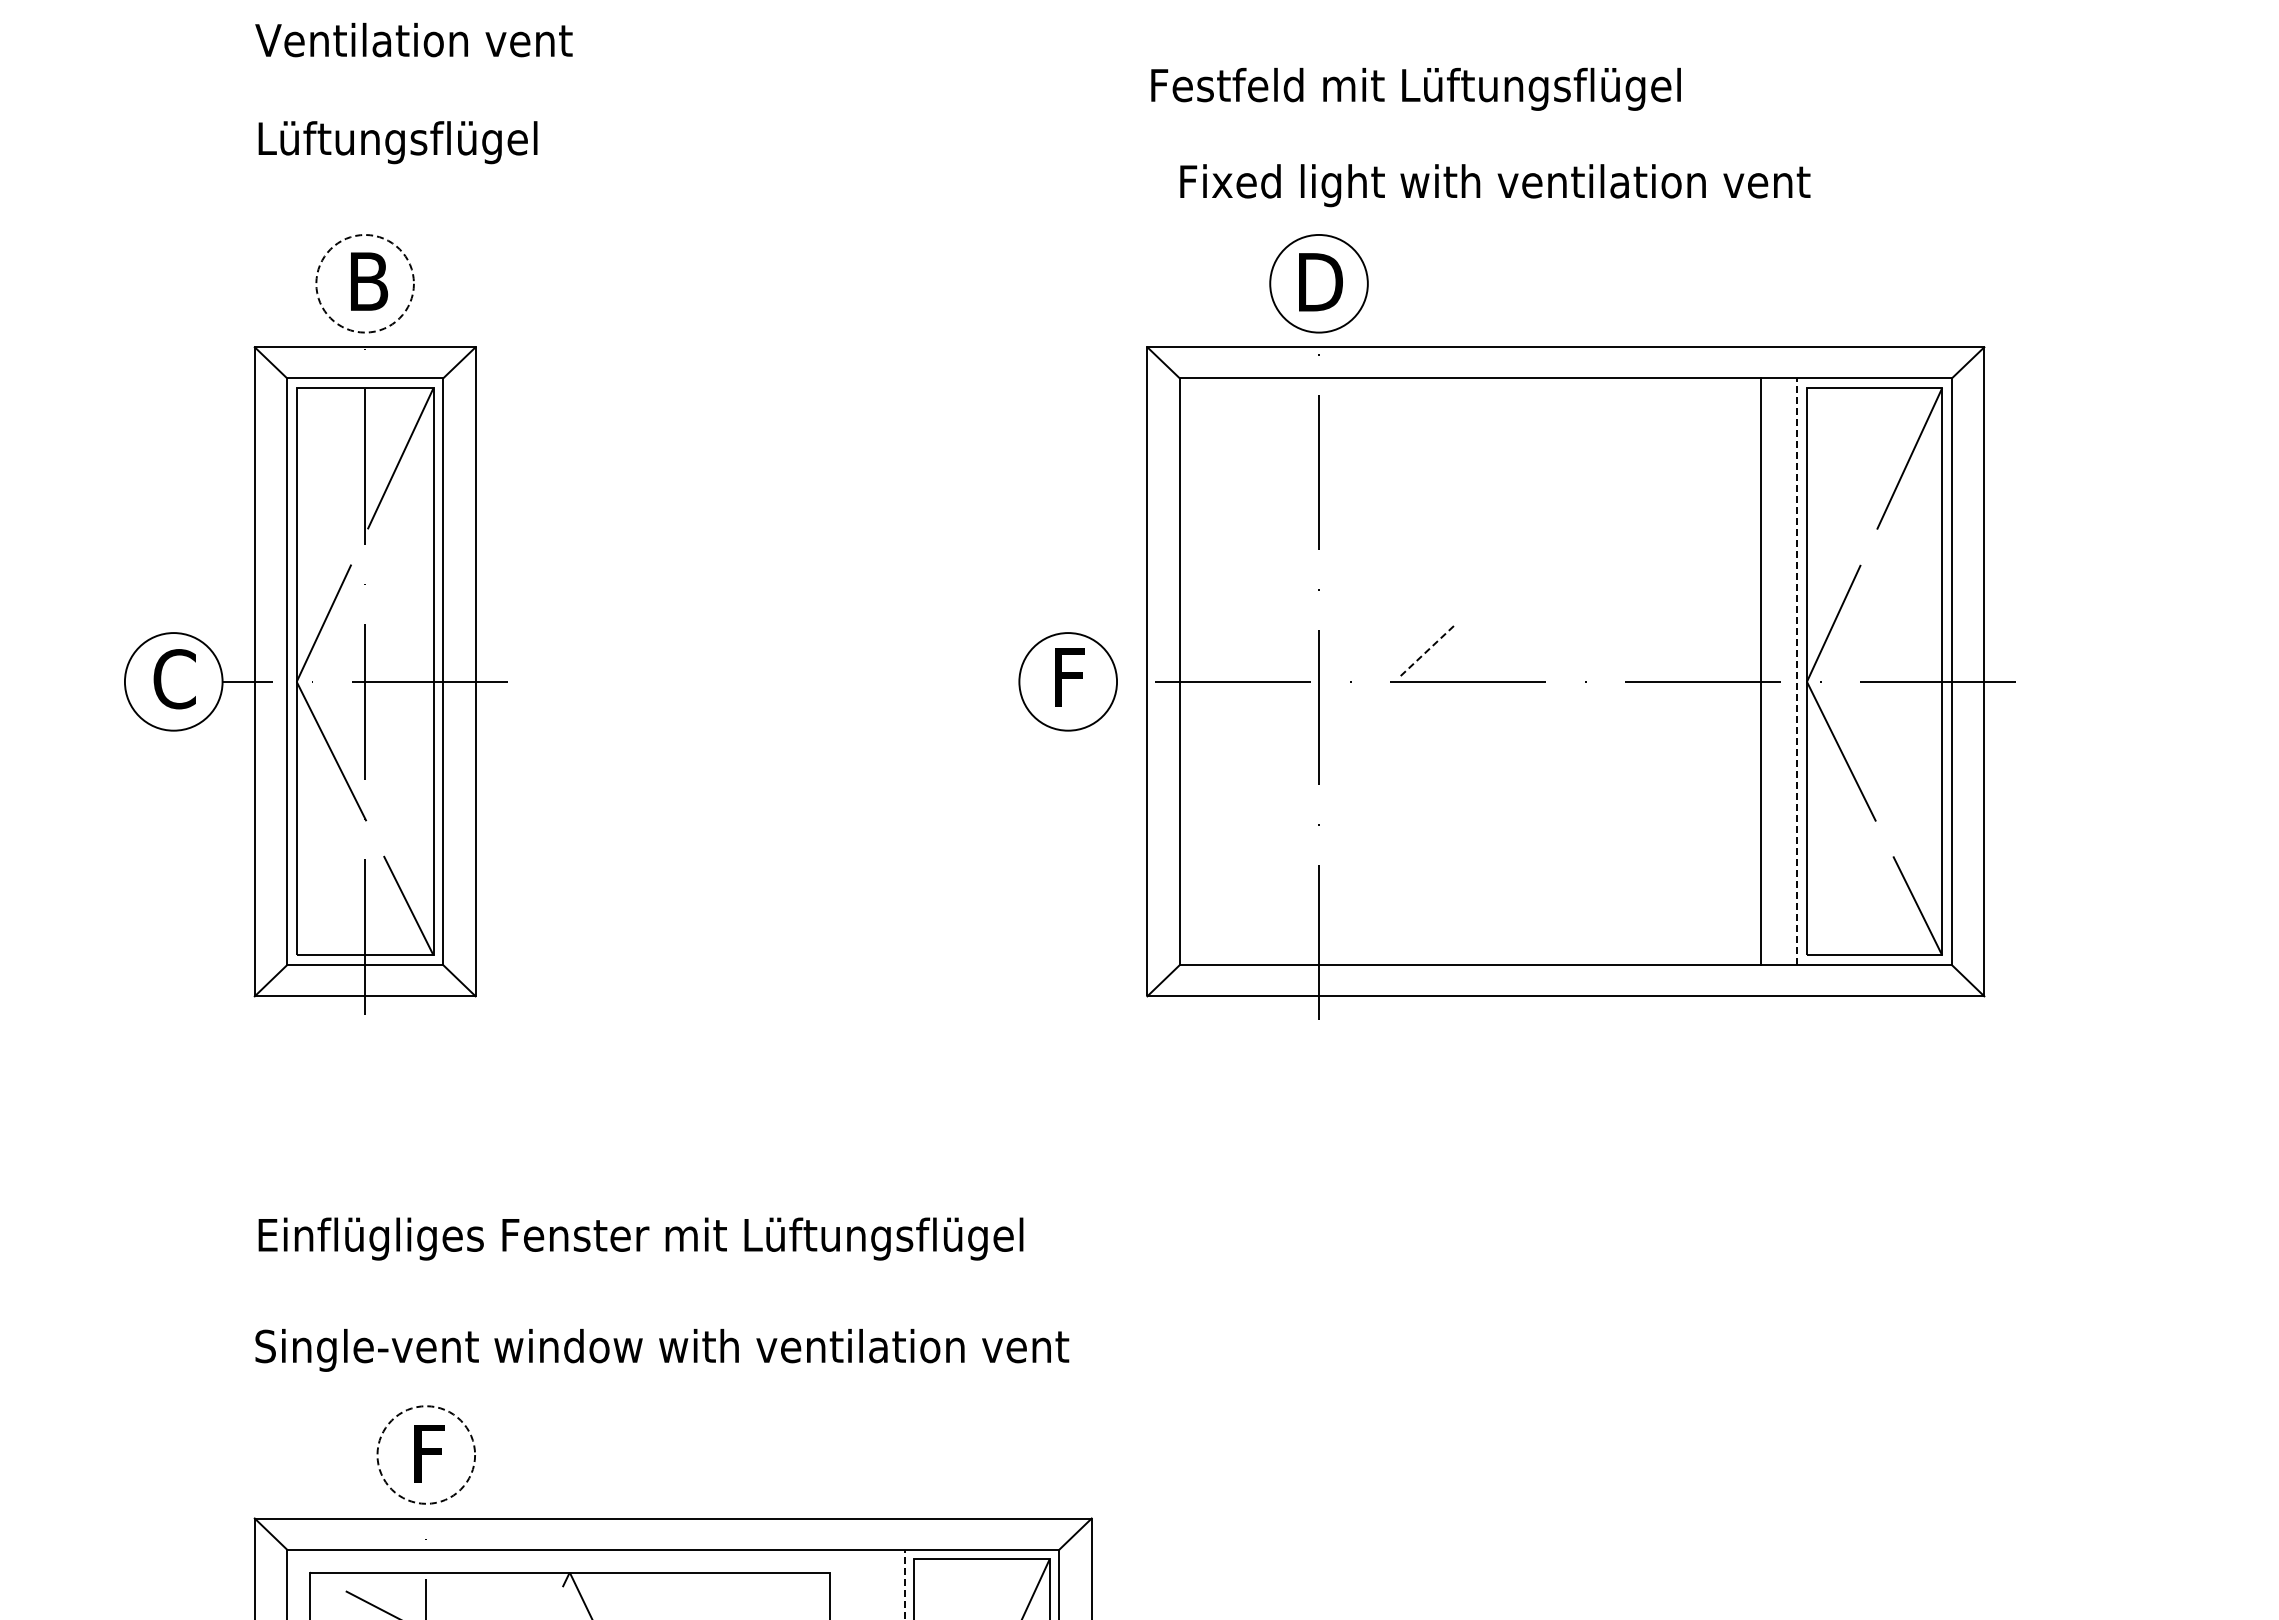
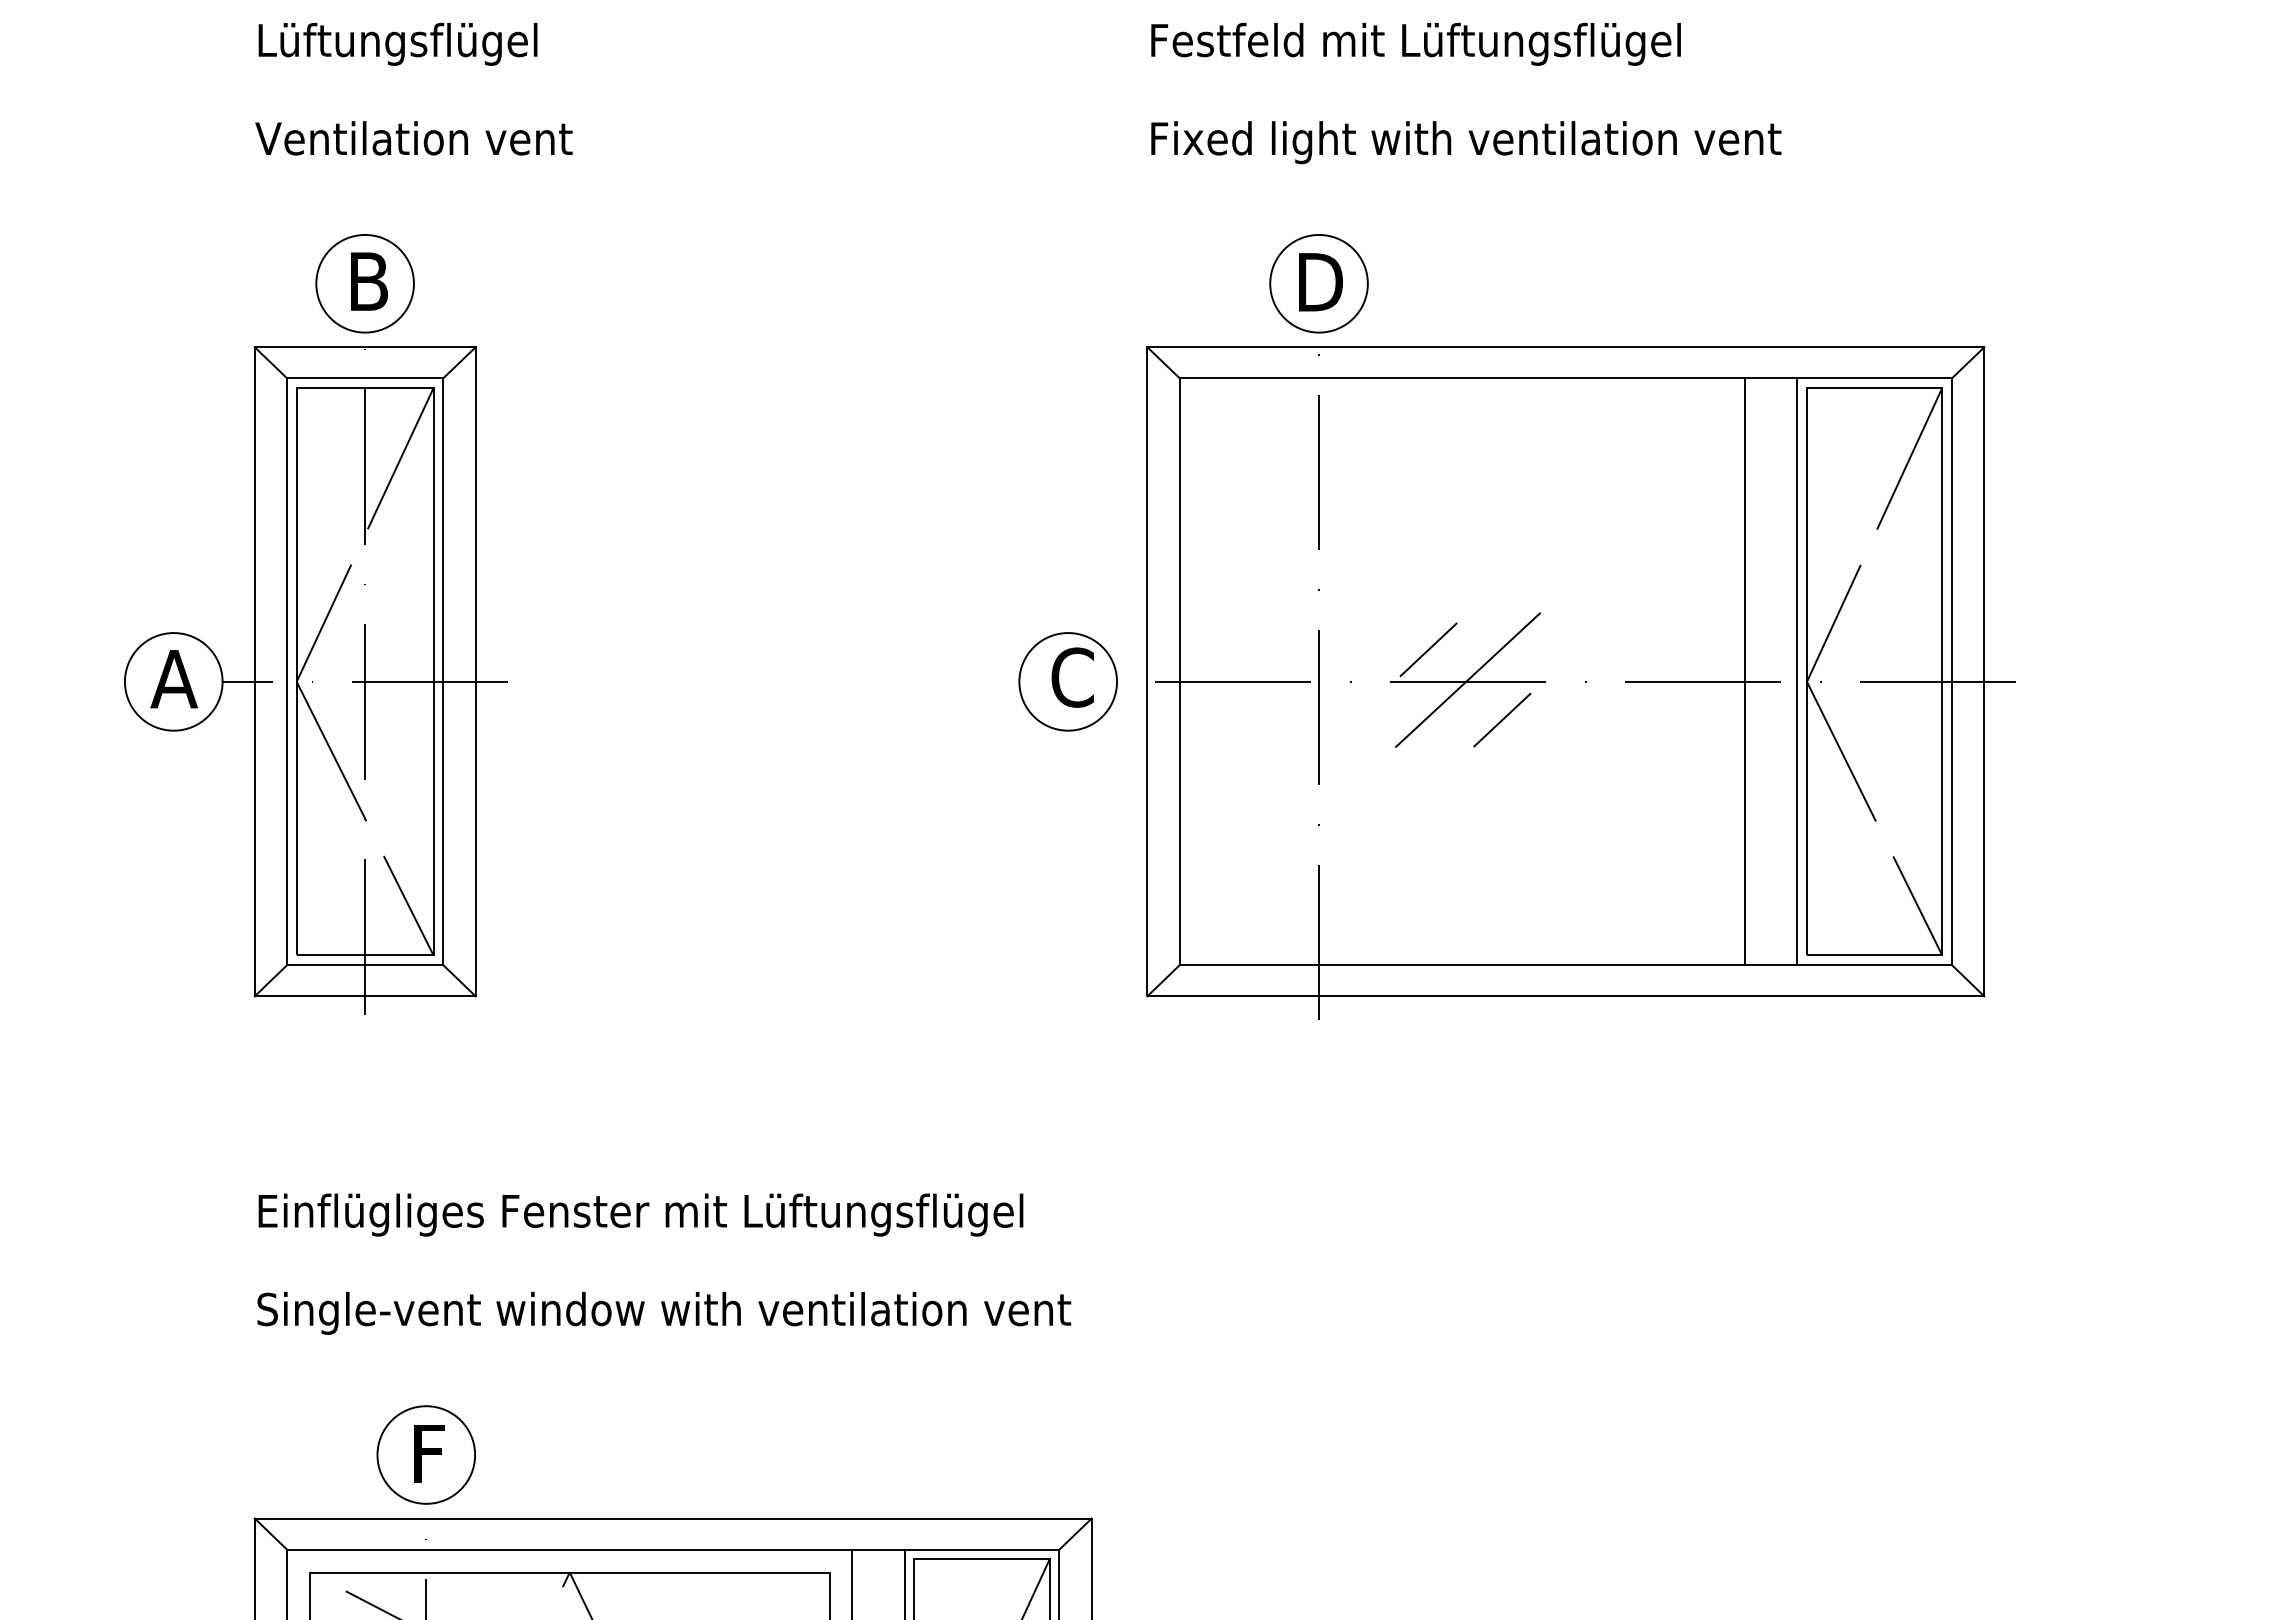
text: Ventilation vent -> Lüftungsflügel (413, 43)
text position: (1415, 88) -> (1415, 43) (1415, 43)
text: Lüftungsflügel -> Ventilation vent (413, 142)
text position: (1495, 185) -> (1466, 142) (1466, 142)
circle: dashed -> solid (364, 283)
line: dashed -> solid (1429, 649)
line position: (1761, 671) -> (1745, 671) (1745, 671)
line: dashed -> solid (1797, 671)
text: F -> C (1072, 677)
text: C -> A (173, 679)
line: none -> present (1467, 679)
line: none -> present (1502, 719)
text position: (640, 1238) -> (640, 1214) (640, 1214)
text position: (662, 1350) -> (664, 1313) (664, 1313)
circle: dashed -> solid (426, 1454)
line: none -> present (852, 1582)
line: dashed -> solid (904, 1584)
